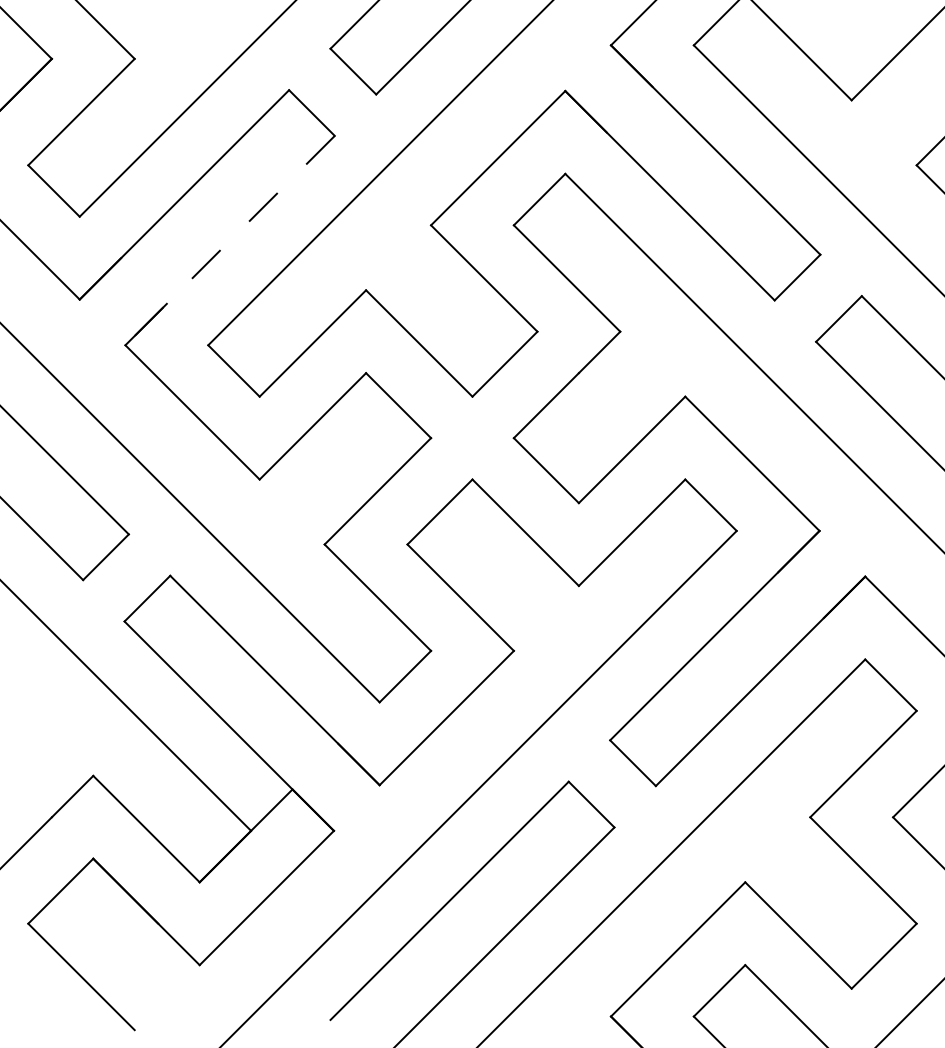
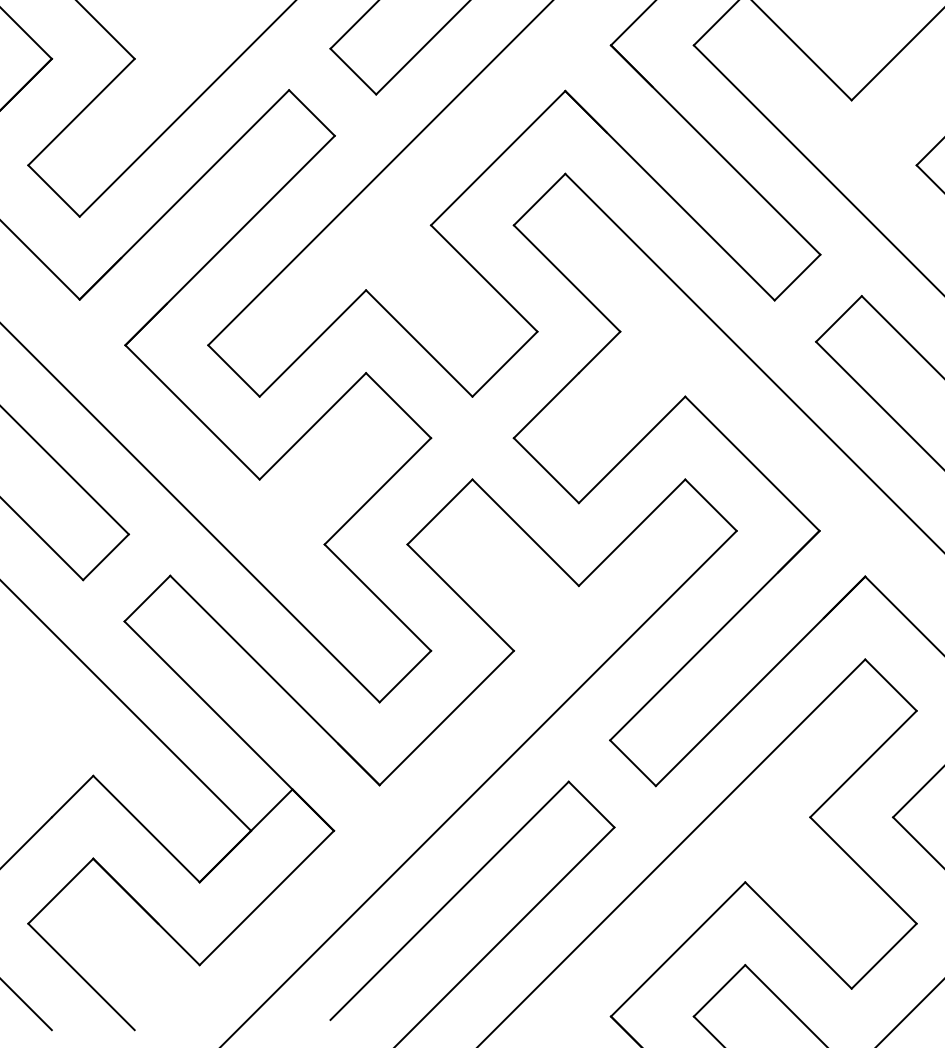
line: dashed -> solid (229, 240)
line: none -> present (26, 1005)
